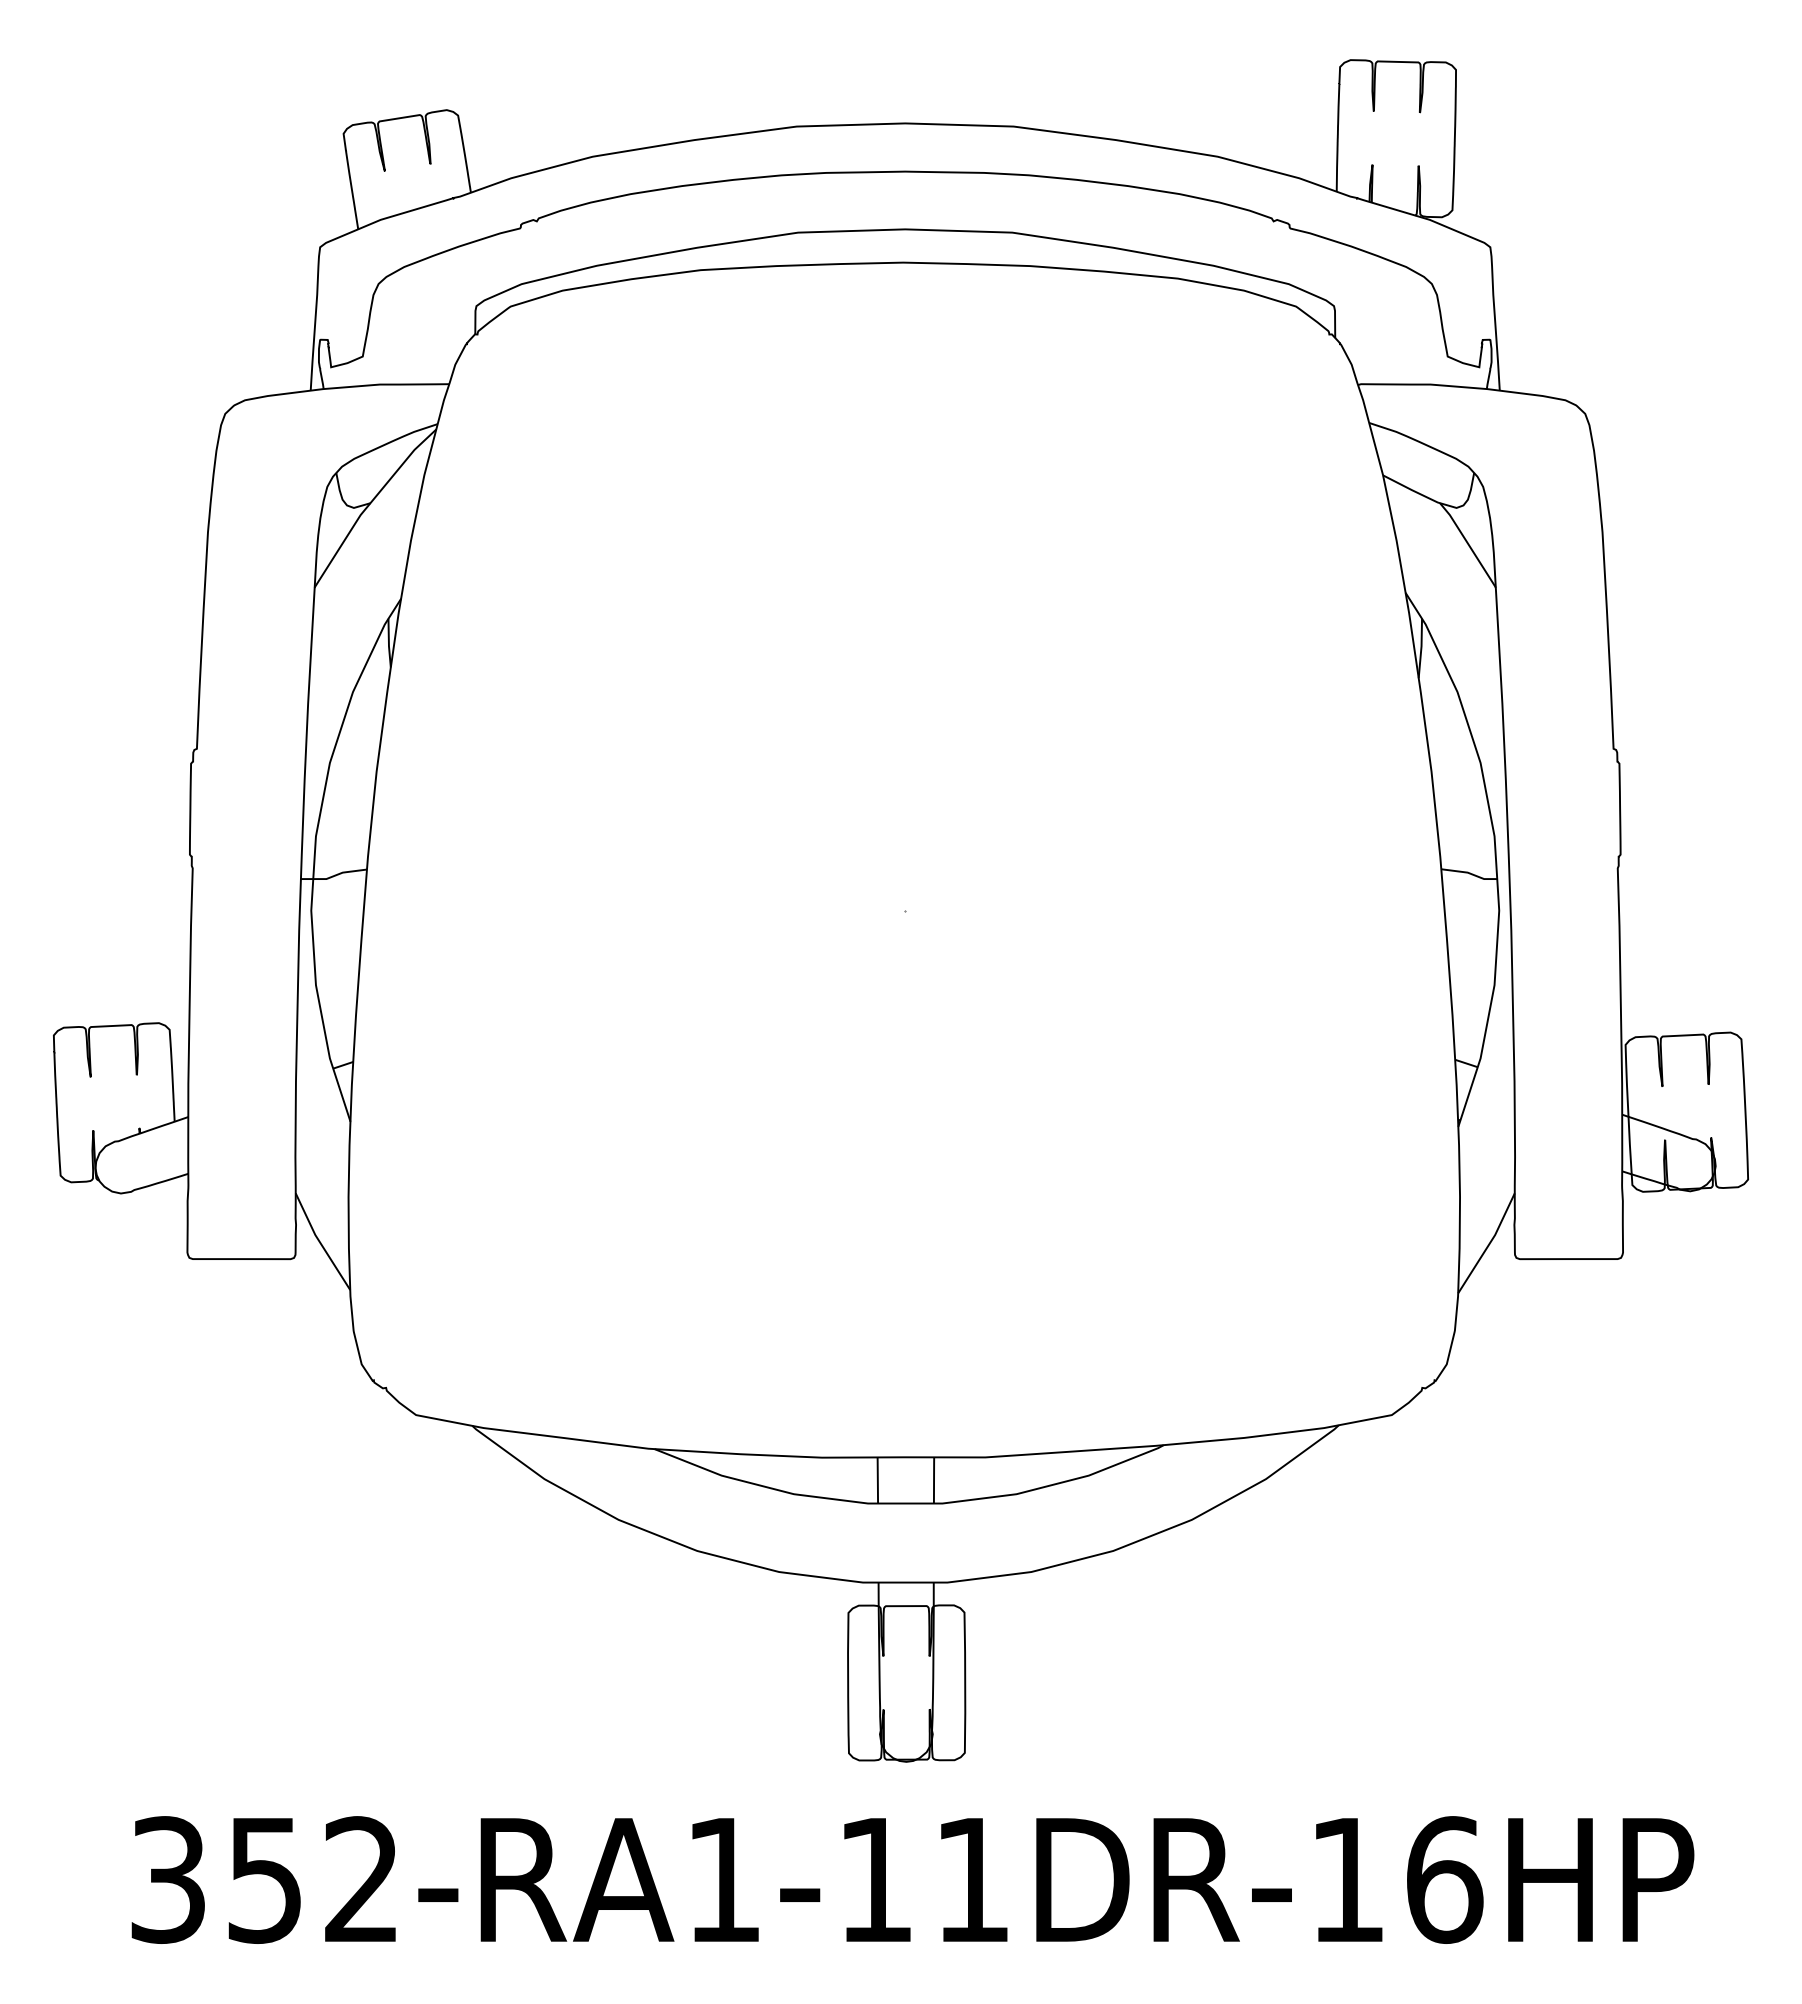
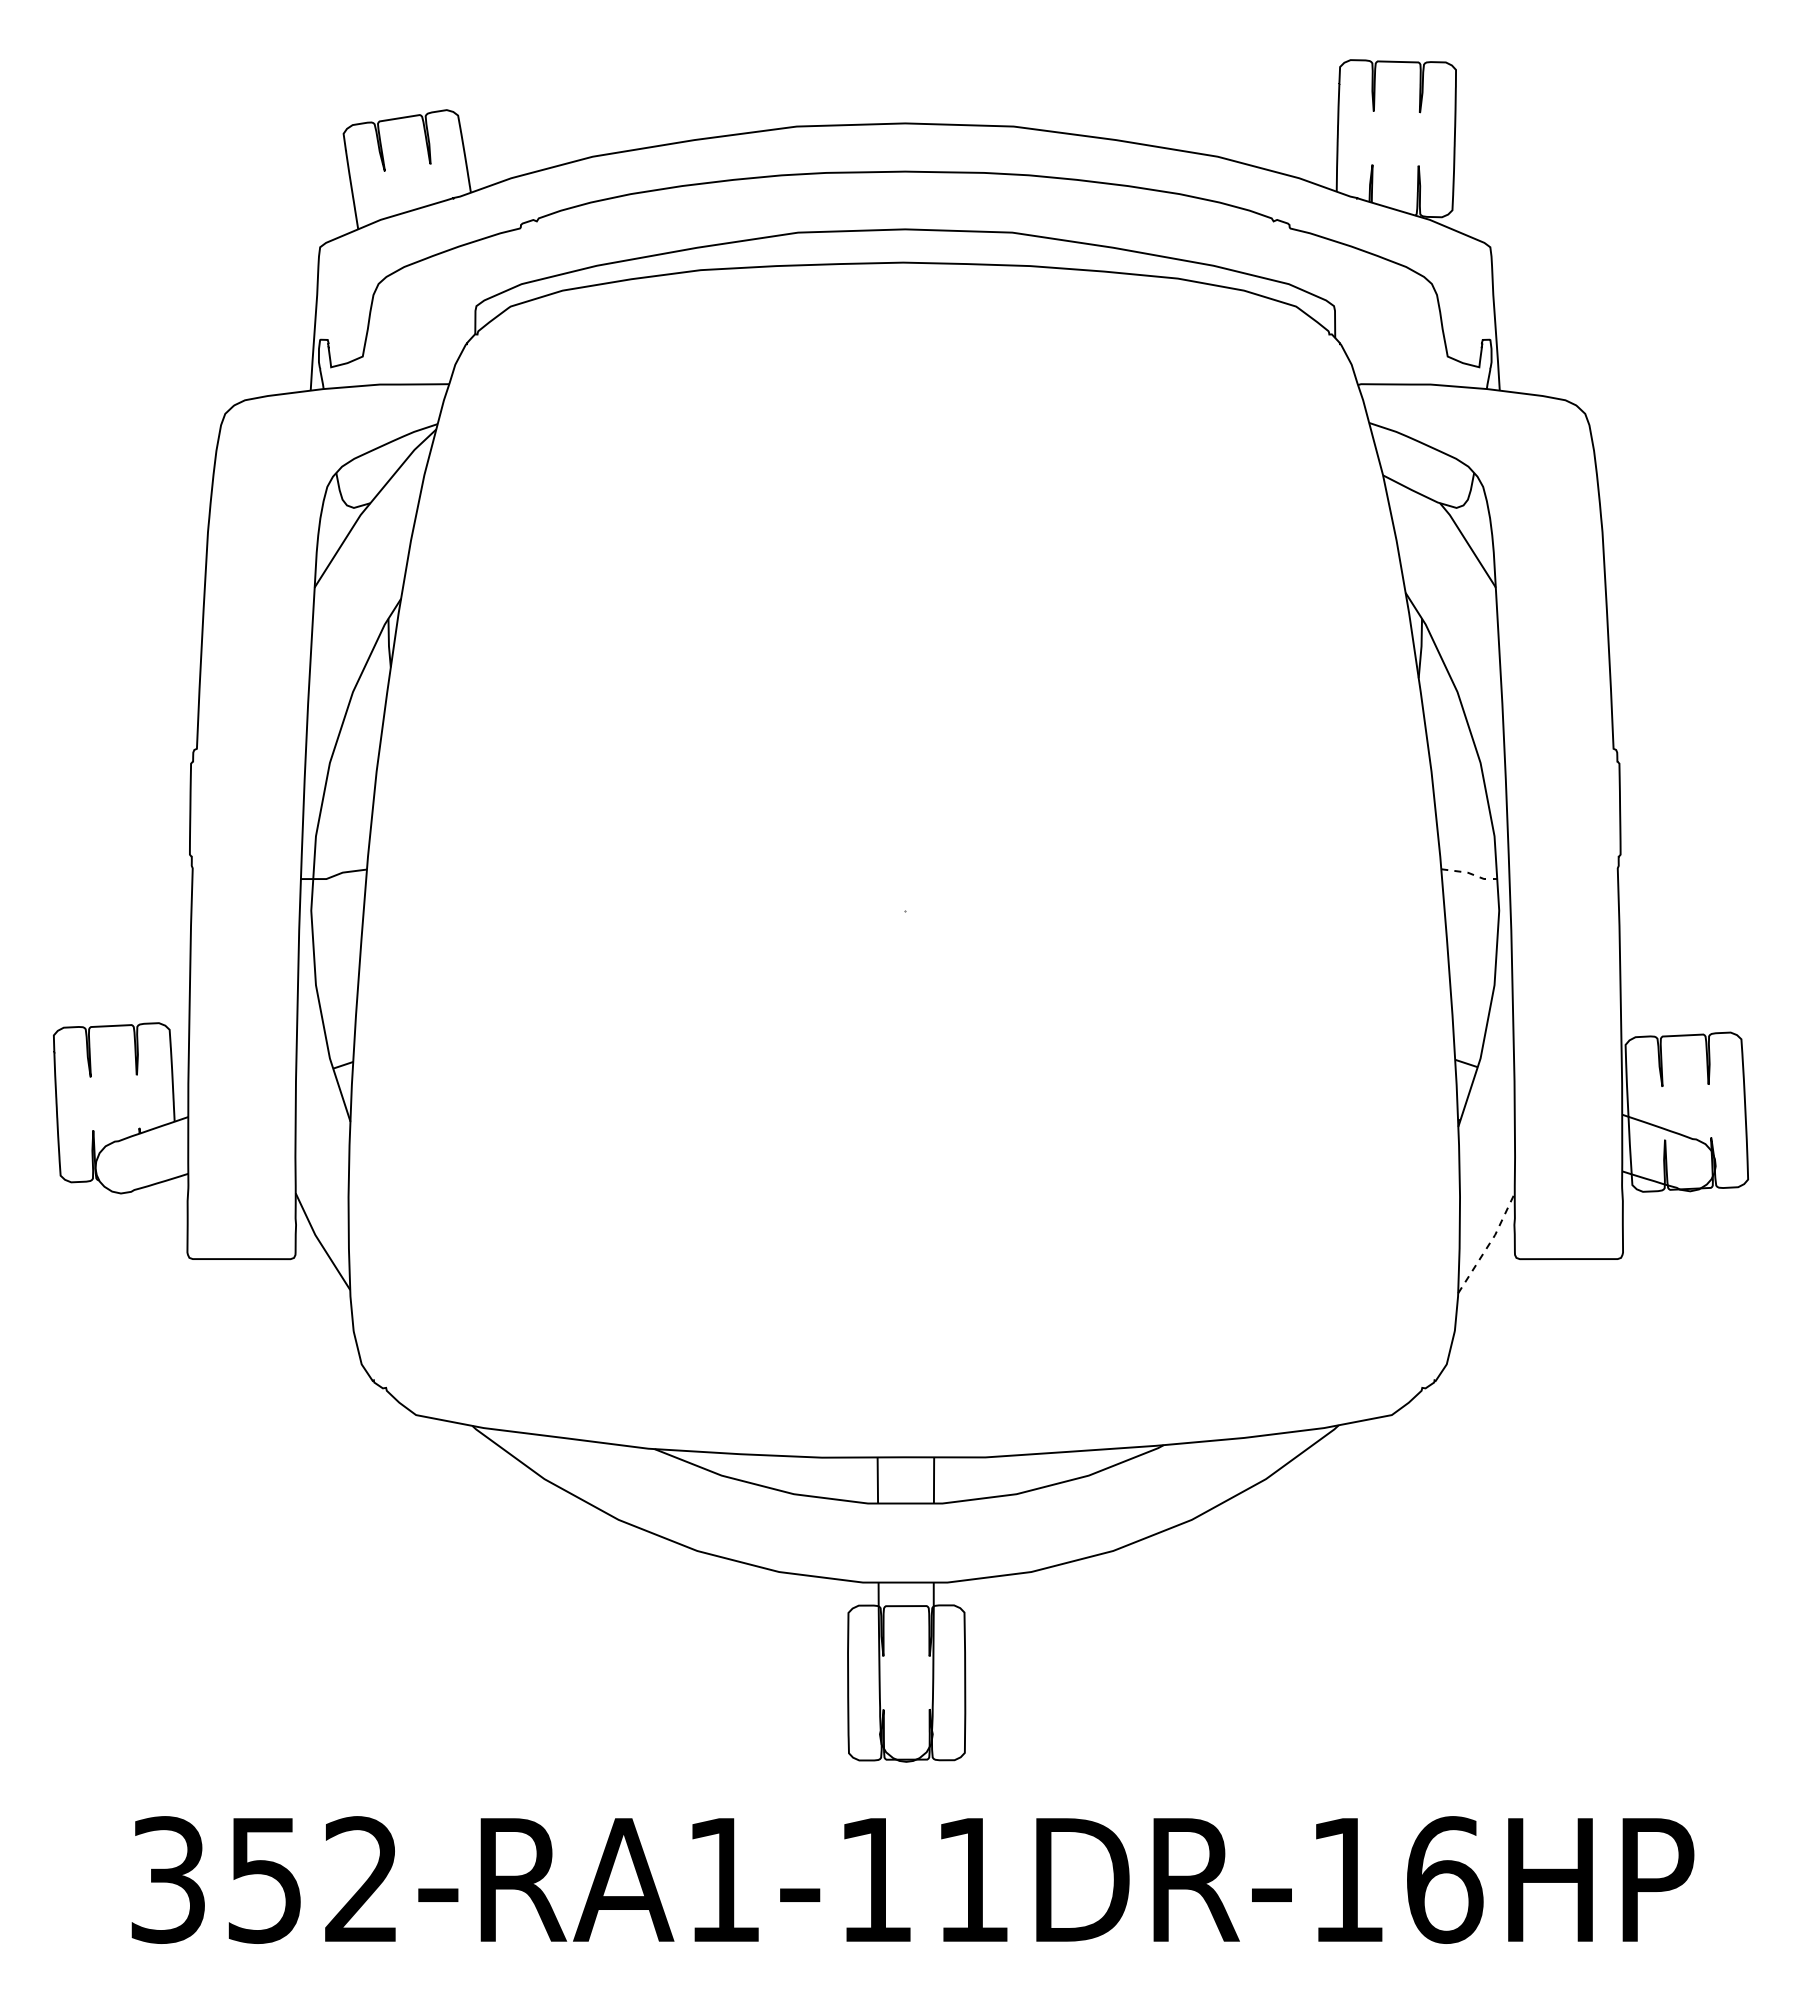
line: solid -> dashed (1470, 873)
line: solid -> dashed (1489, 1244)
